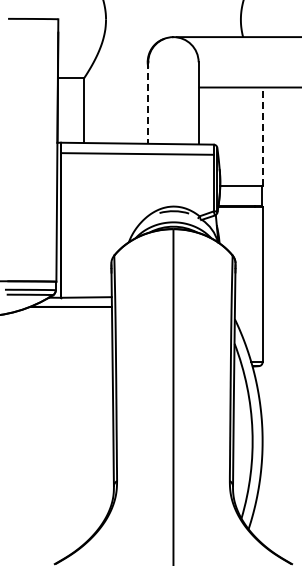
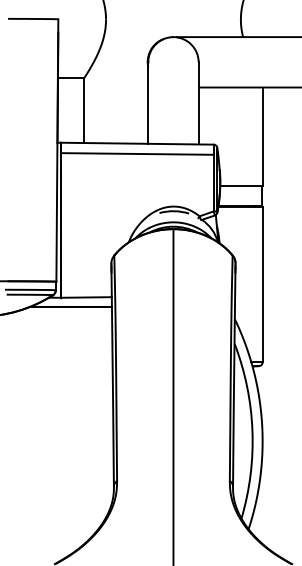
line: dashed -> solid (148, 103)
line: dashed -> solid (262, 136)
